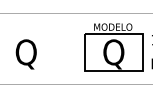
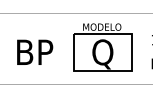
part position: (113, 47) -> (102, 47) (102, 47)
text: Q -> BP (34, 54)
